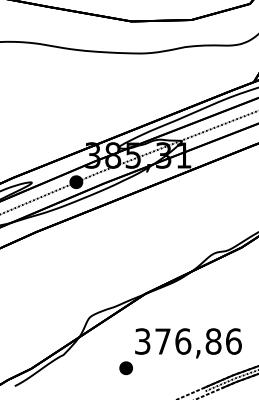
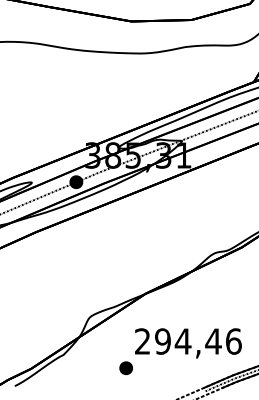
text: 376,86 -> 294,46 (178, 341)
